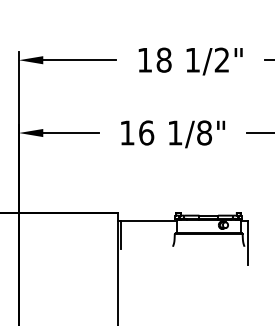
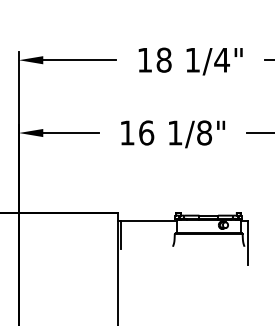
text: 1/2" -> 1/4" (221, 59)
